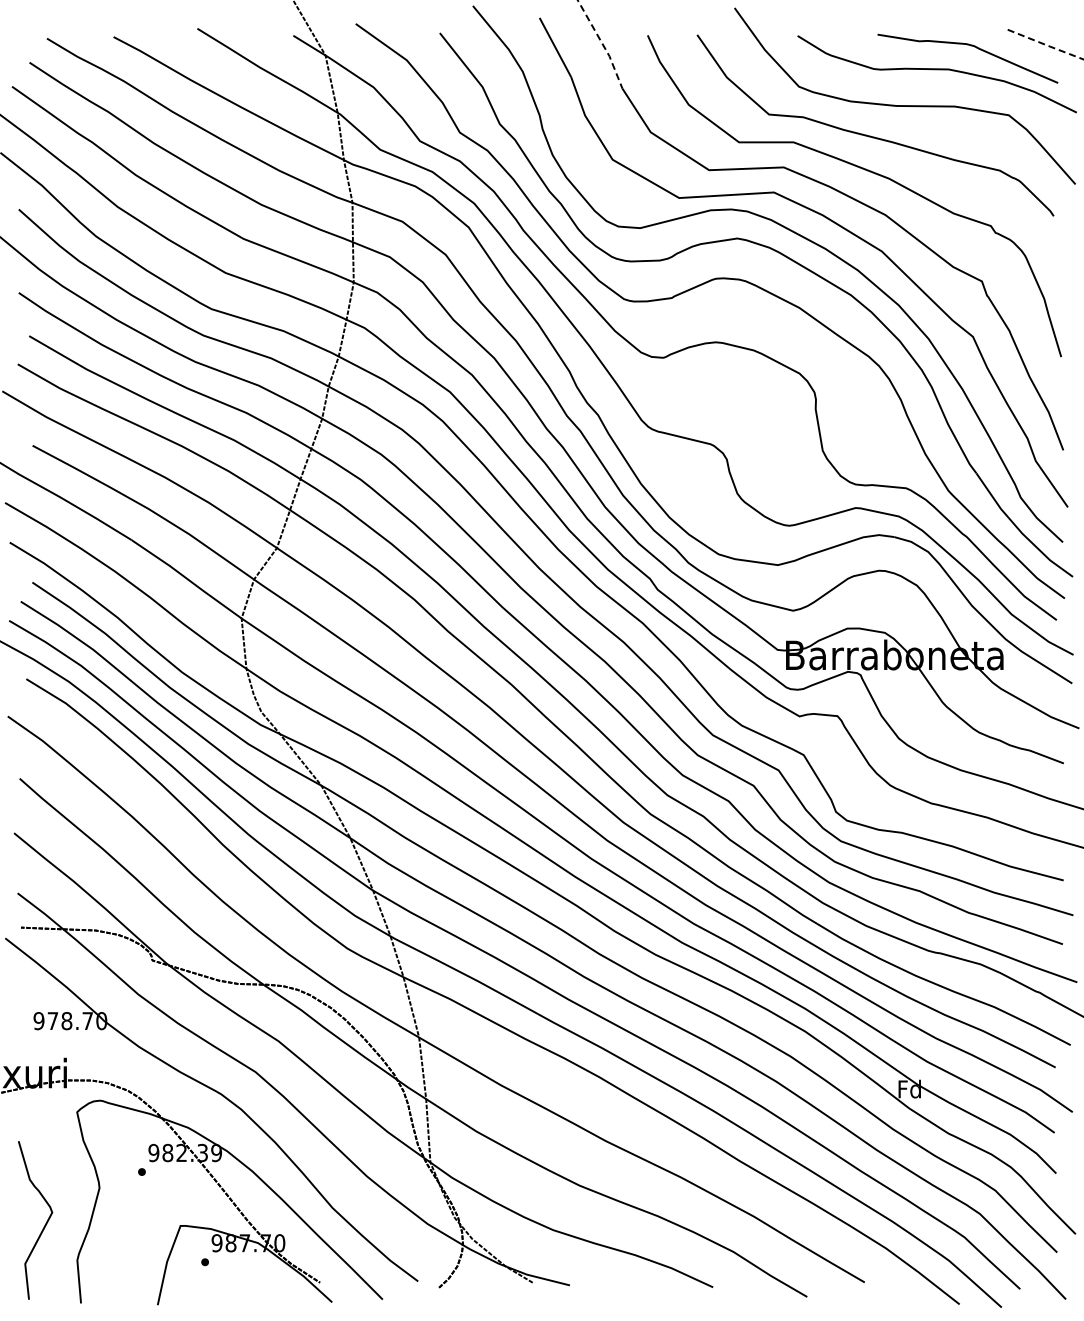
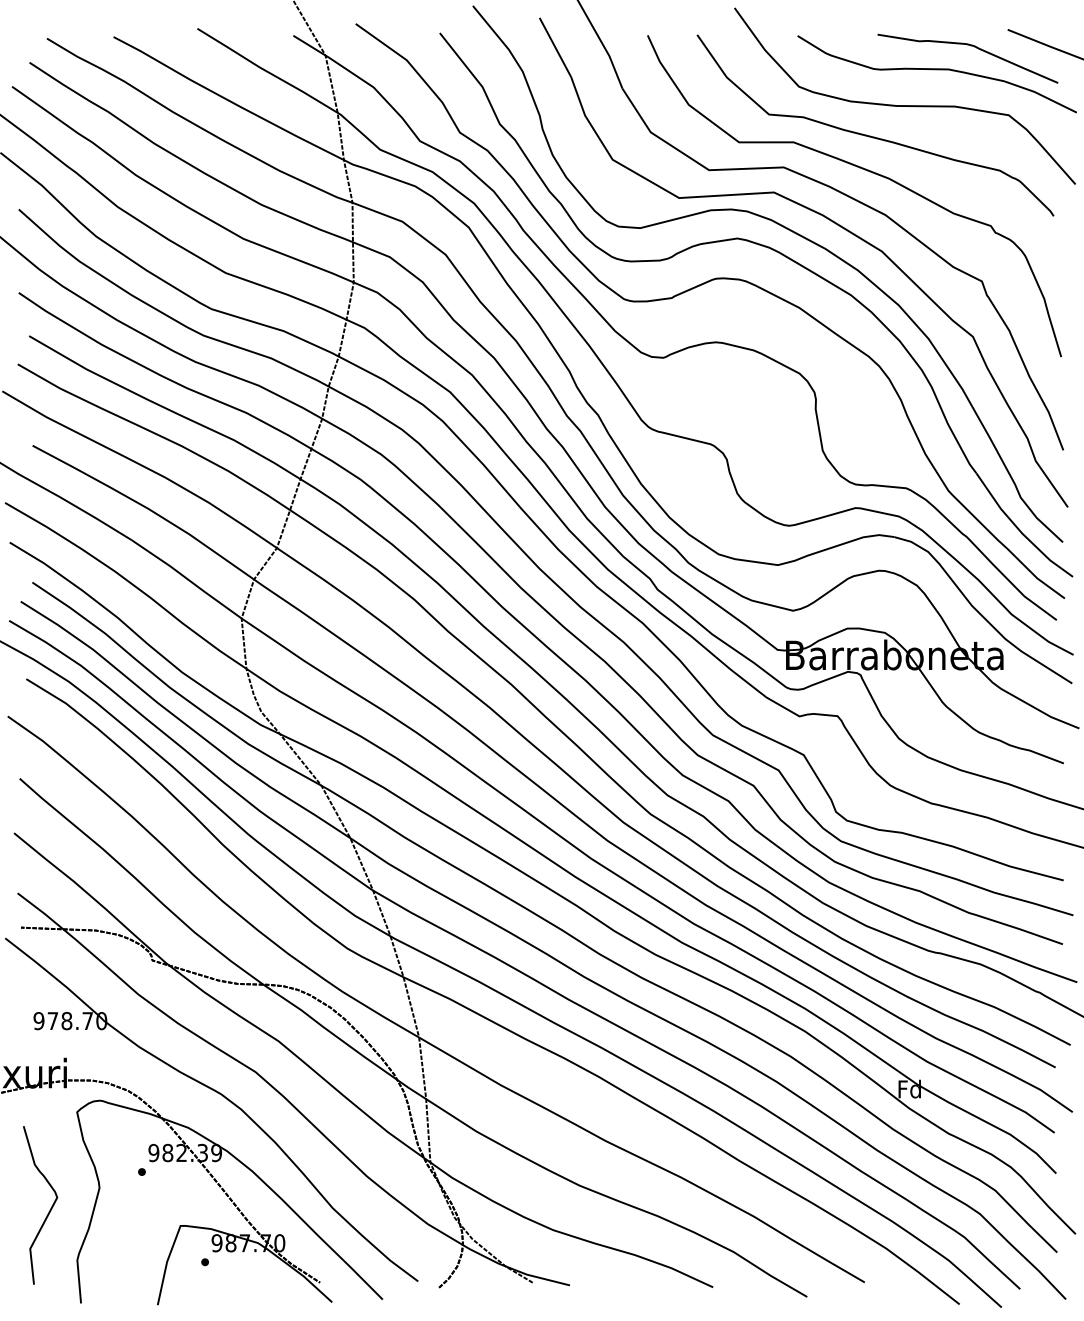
line: dashed -> solid (602, 44)
line: dashed -> solid (1046, 45)
curve position: (43, 1226) -> (48, 1211) (48, 1211)
